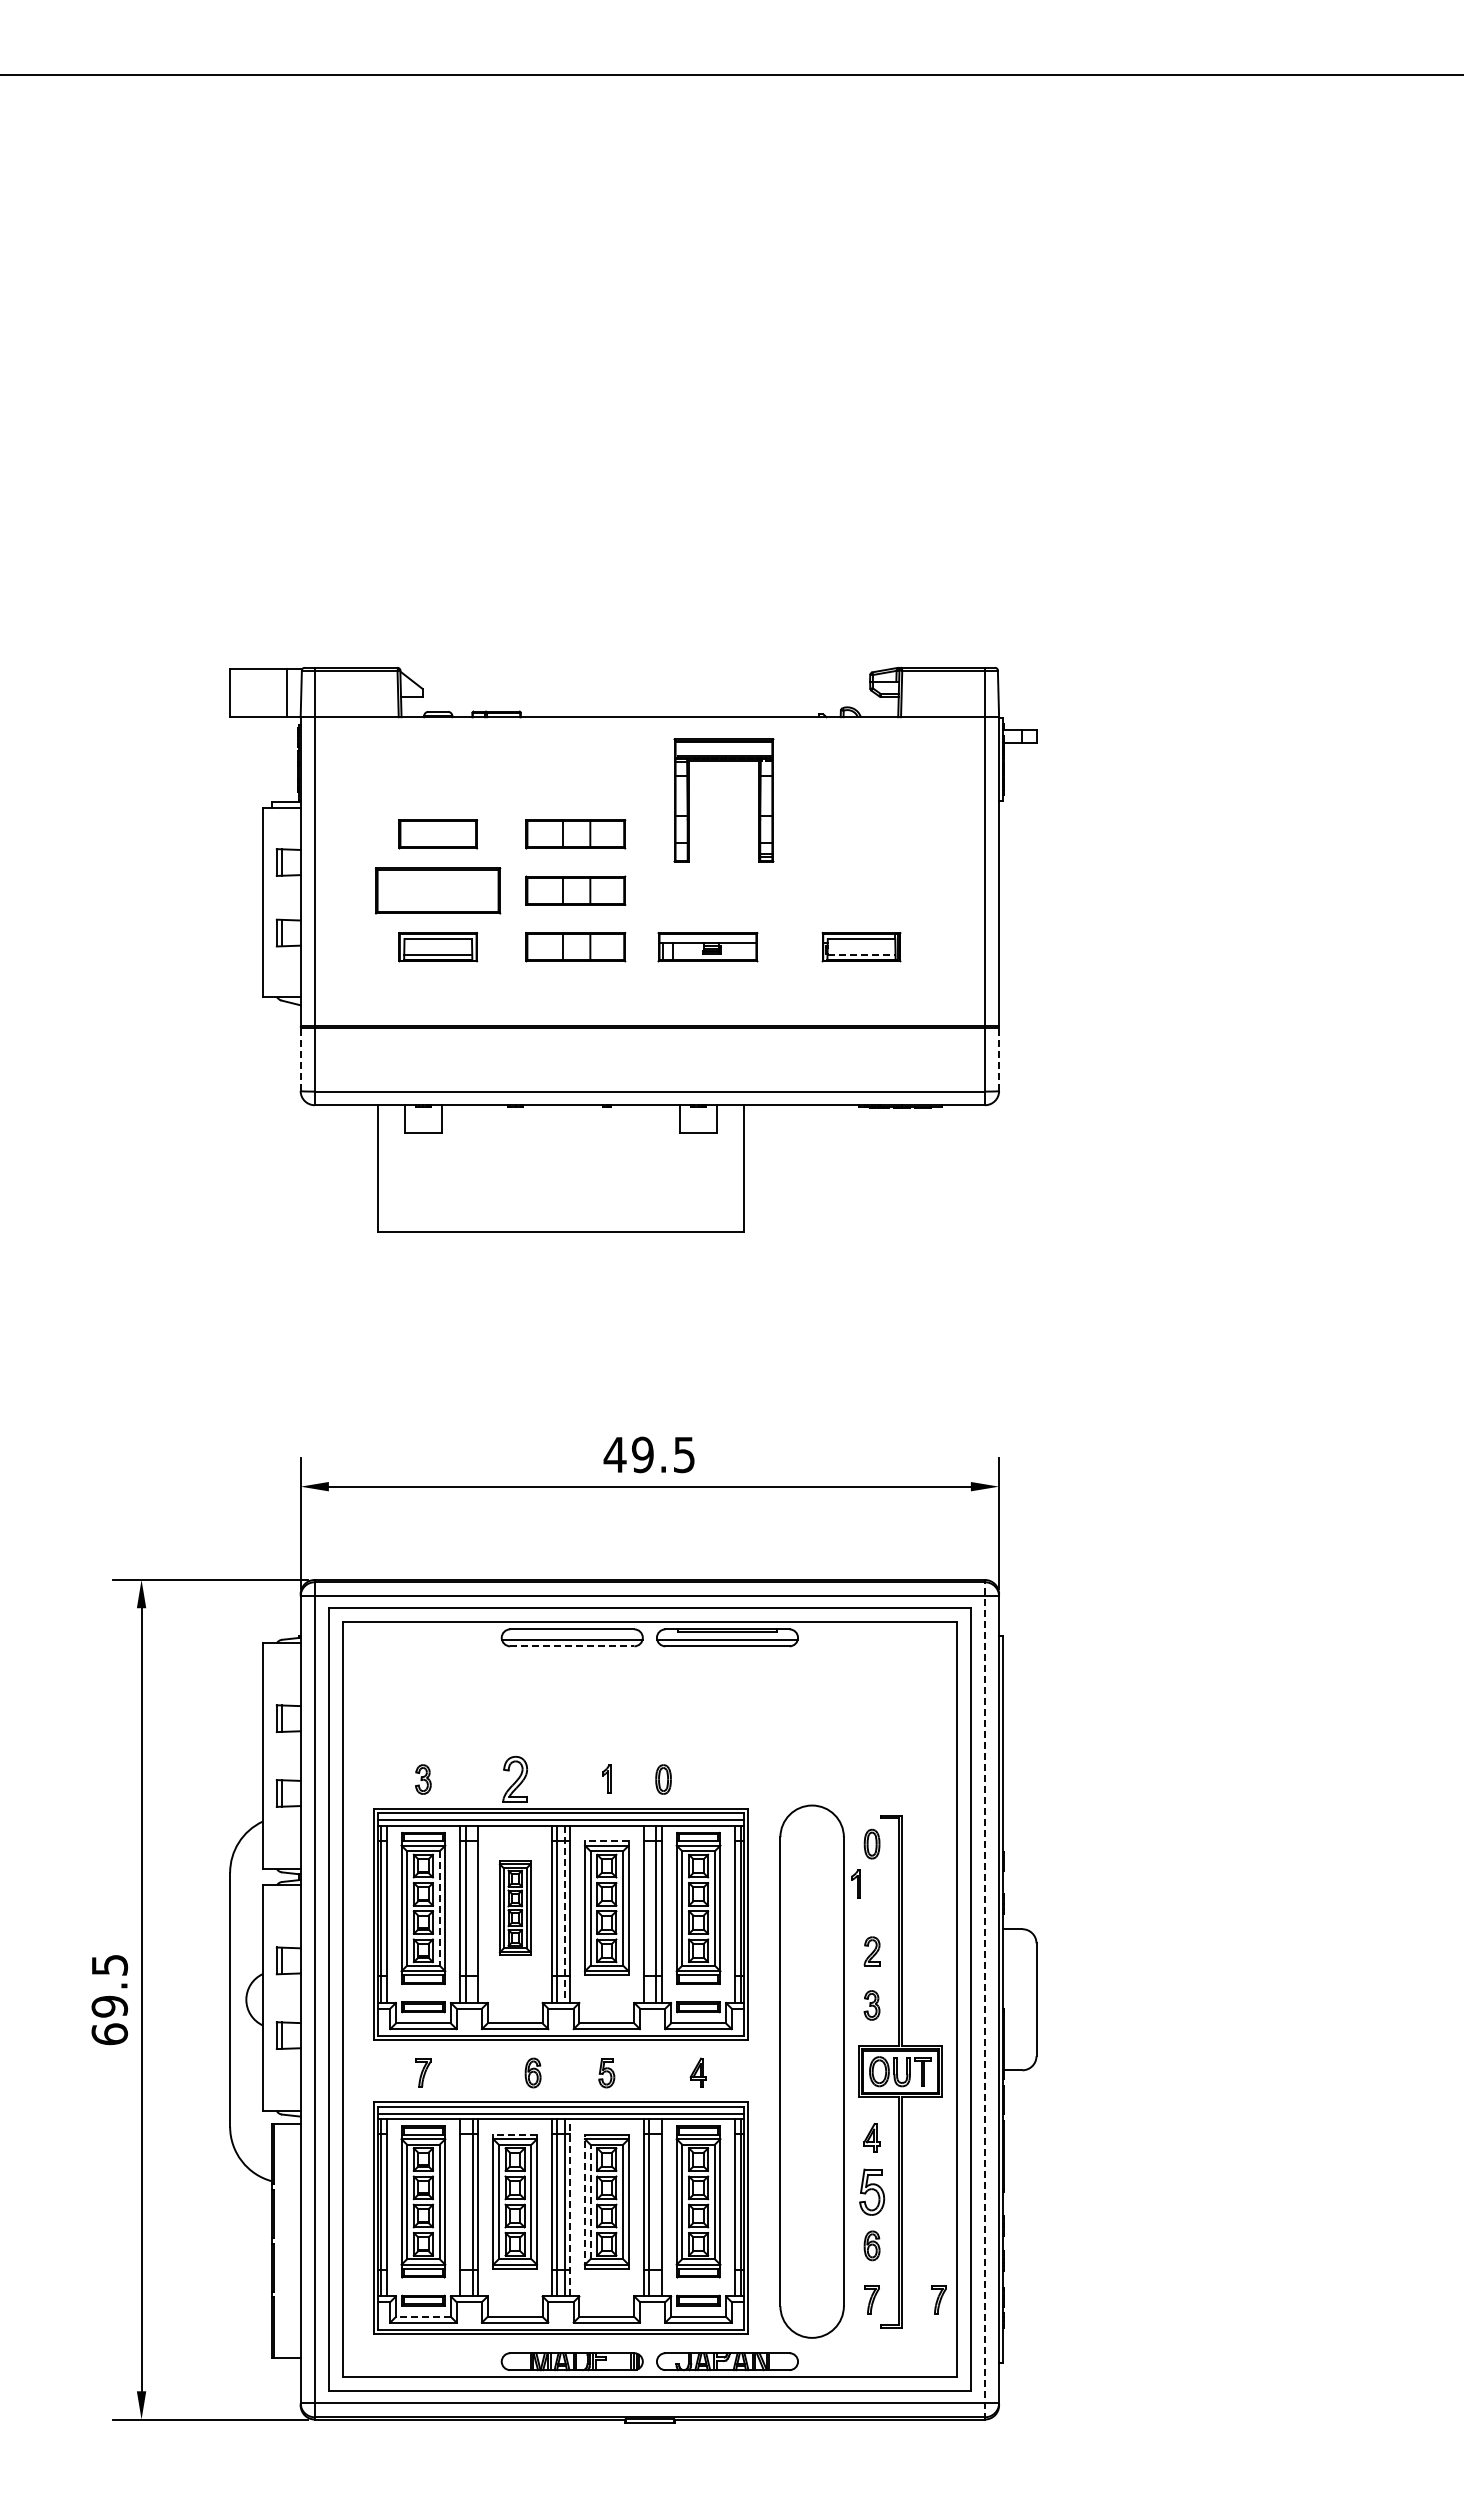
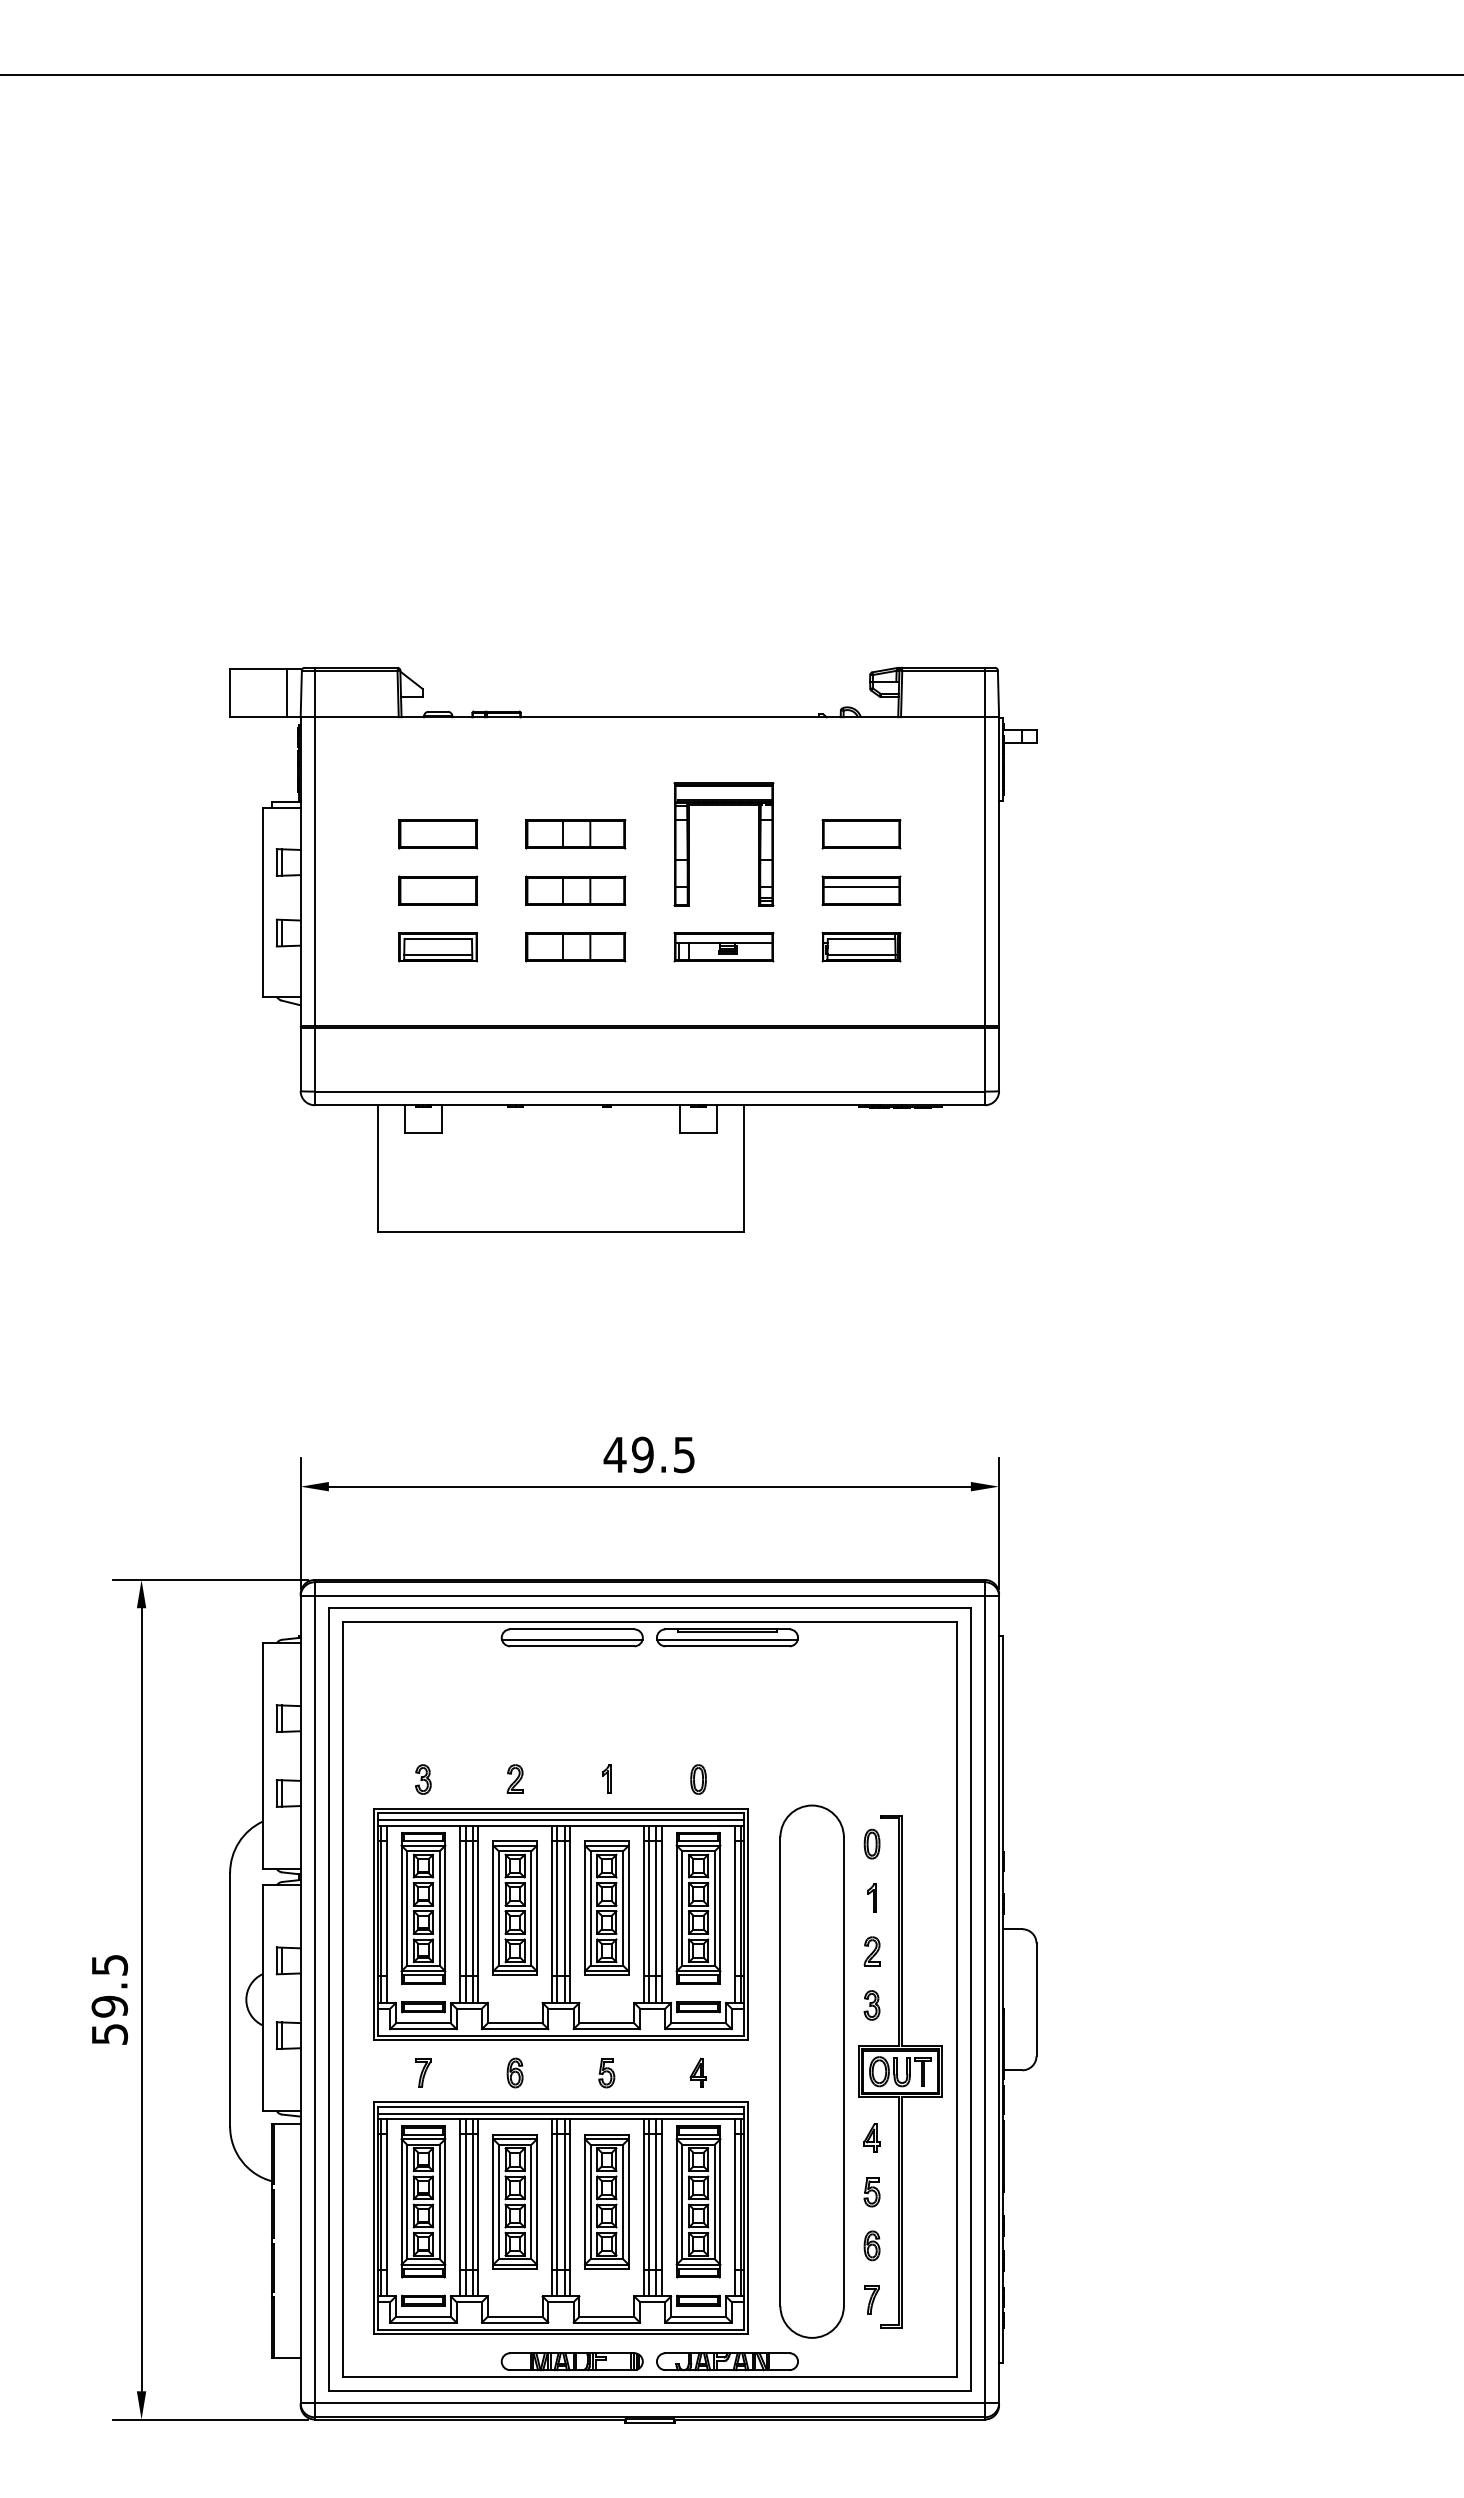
part position: (689, 800) -> (689, 844) (689, 844)
part: none -> present (861, 834)
part size: 127x48 px -> 81x31 px (438, 890)
part: none -> present (861, 890)
part position: (707, 947) -> (723, 947) (723, 947)
line: dashed -> solid (861, 954)
line: dashed -> solid (300, 1059)
line: dashed -> solid (999, 1059)
line: dashed -> solid (572, 1646)
part size: 26x47 px -> 18x30 px (514, 1778)
part position: (663, 1779) -> (698, 1779) (698, 1779)
line: dashed -> solid (606, 1841)
part position: (855, 1883) -> (871, 1897) (871, 1897)
part size: 34x96 px -> 47x136 px (515, 1907)
line: dashed -> solid (439, 1908)
line: none -> present (472, 1914)
line: dashed -> solid (564, 1914)
line: none -> present (649, 1914)
line: dashed -> solid (984, 1999)
text: 69.5 -> 59.5 (109, 2034)
part position: (532, 2072) -> (514, 2072) (514, 2072)
line: dashed -> solid (515, 2134)
part size: 27x48 px -> 18x31 px (871, 2192)
line: dashed -> solid (584, 2201)
line: dashed -> solid (590, 2201)
line: none -> present (465, 2207)
line: dashed -> solid (570, 2207)
line: none -> present (656, 2207)
part: present -> none (938, 2299)
line: dashed -> solid (423, 2316)
